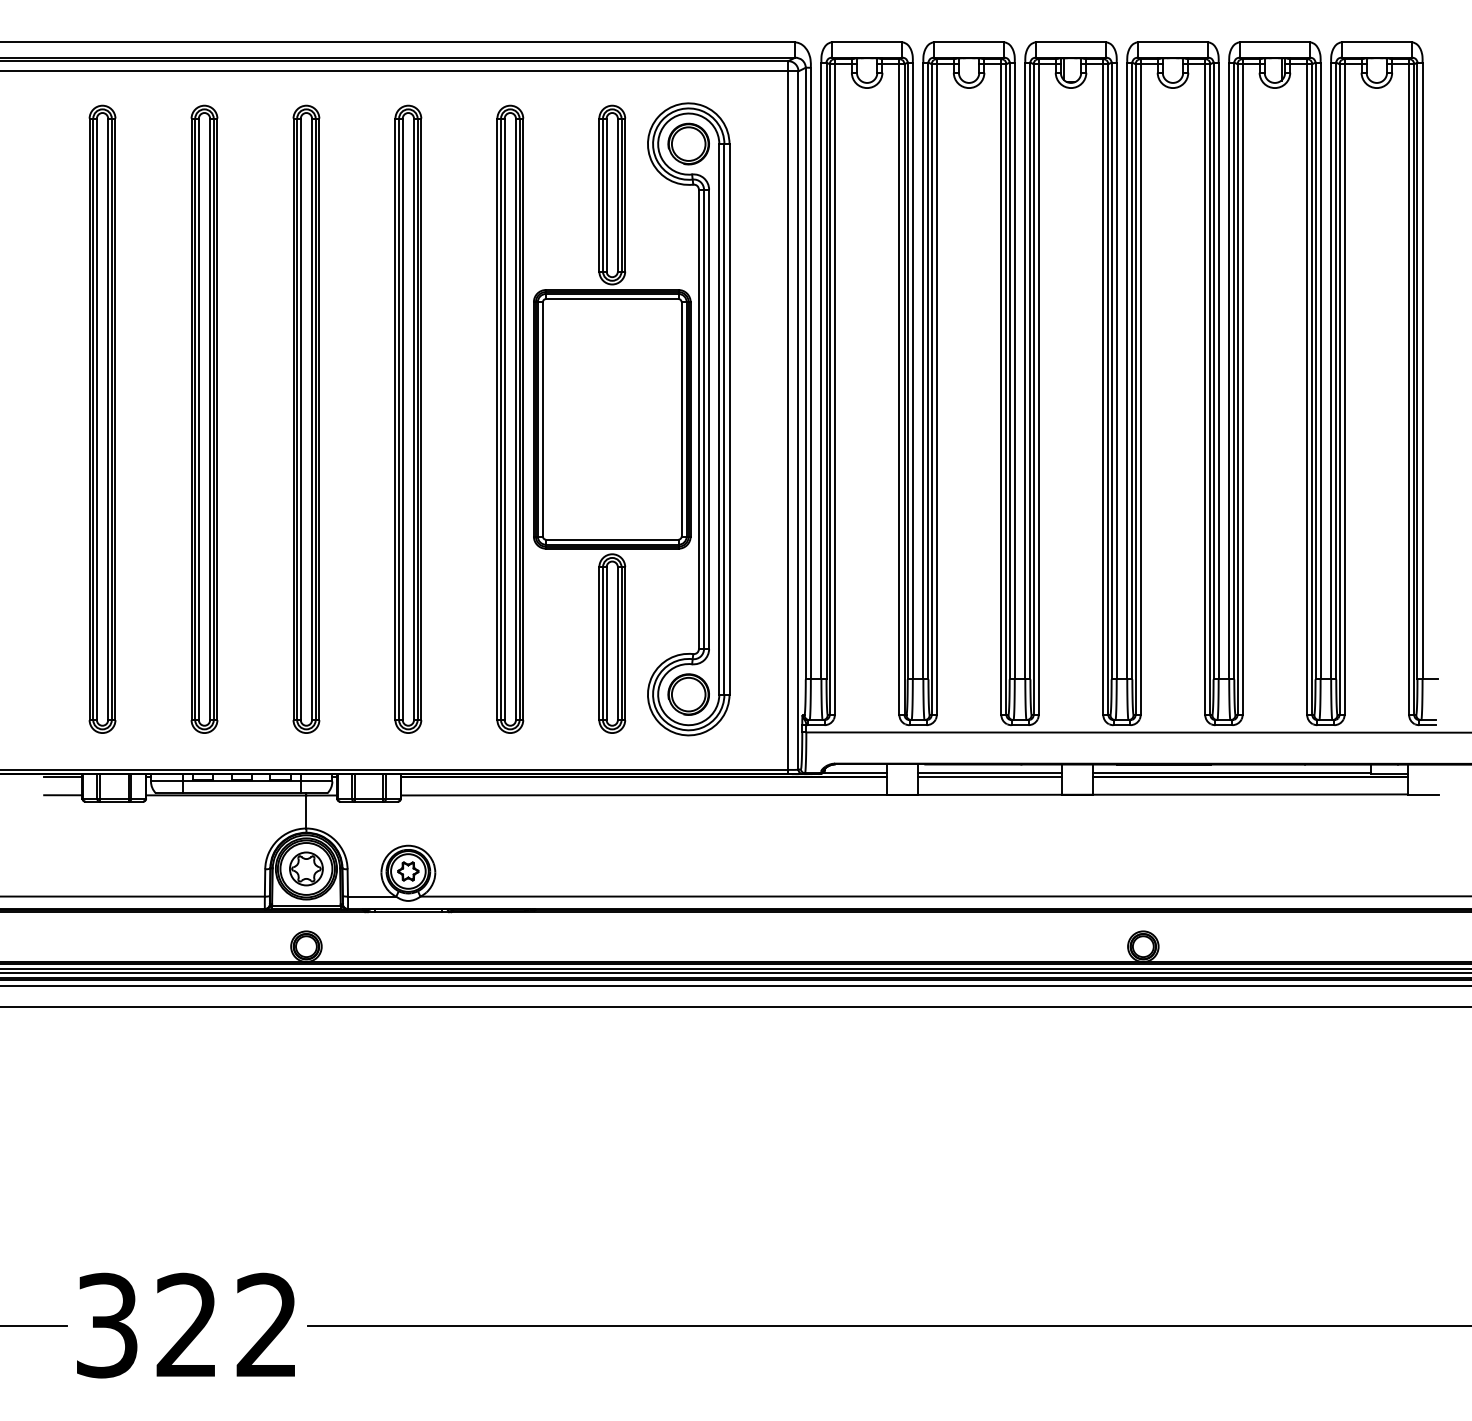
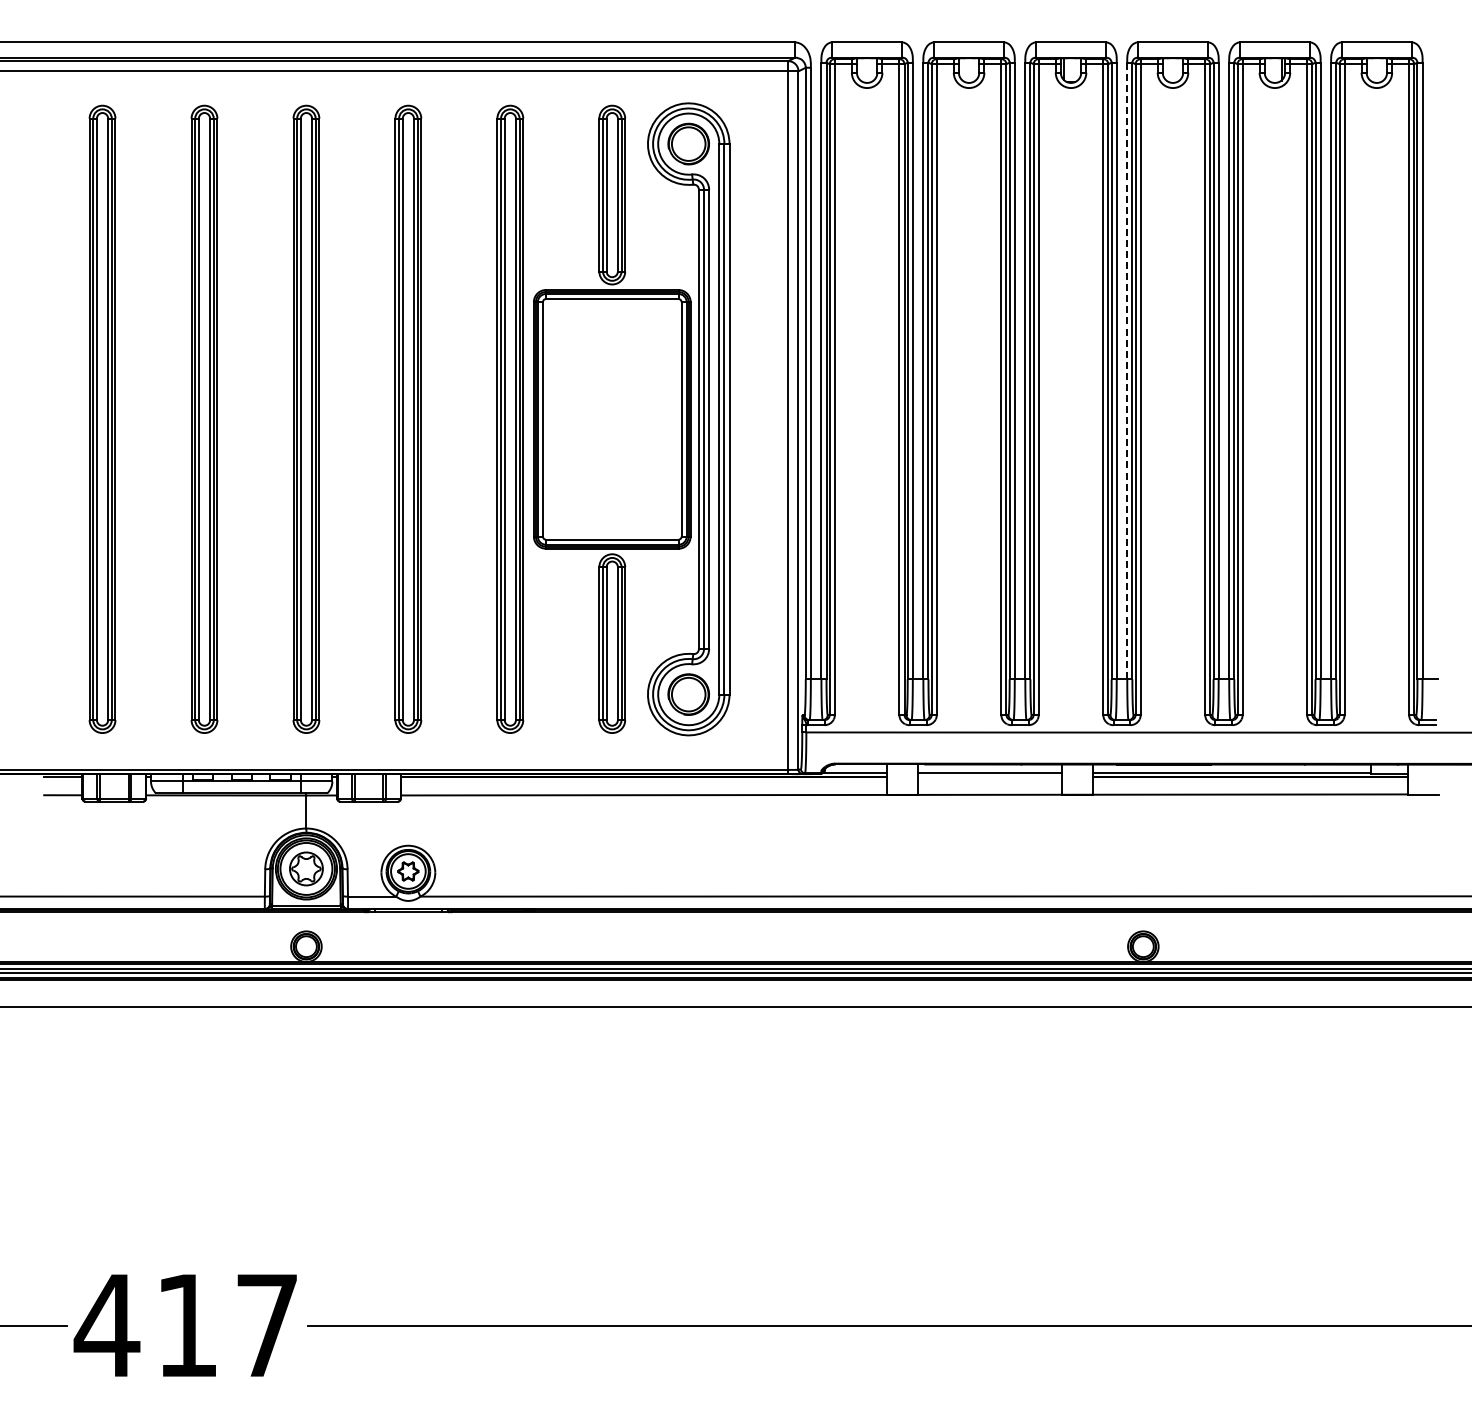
line: solid -> dashed (1127, 371)
line: present -> none (989, 776)
line: present -> none (735, 986)
text: 322 -> 417 (184, 1325)
